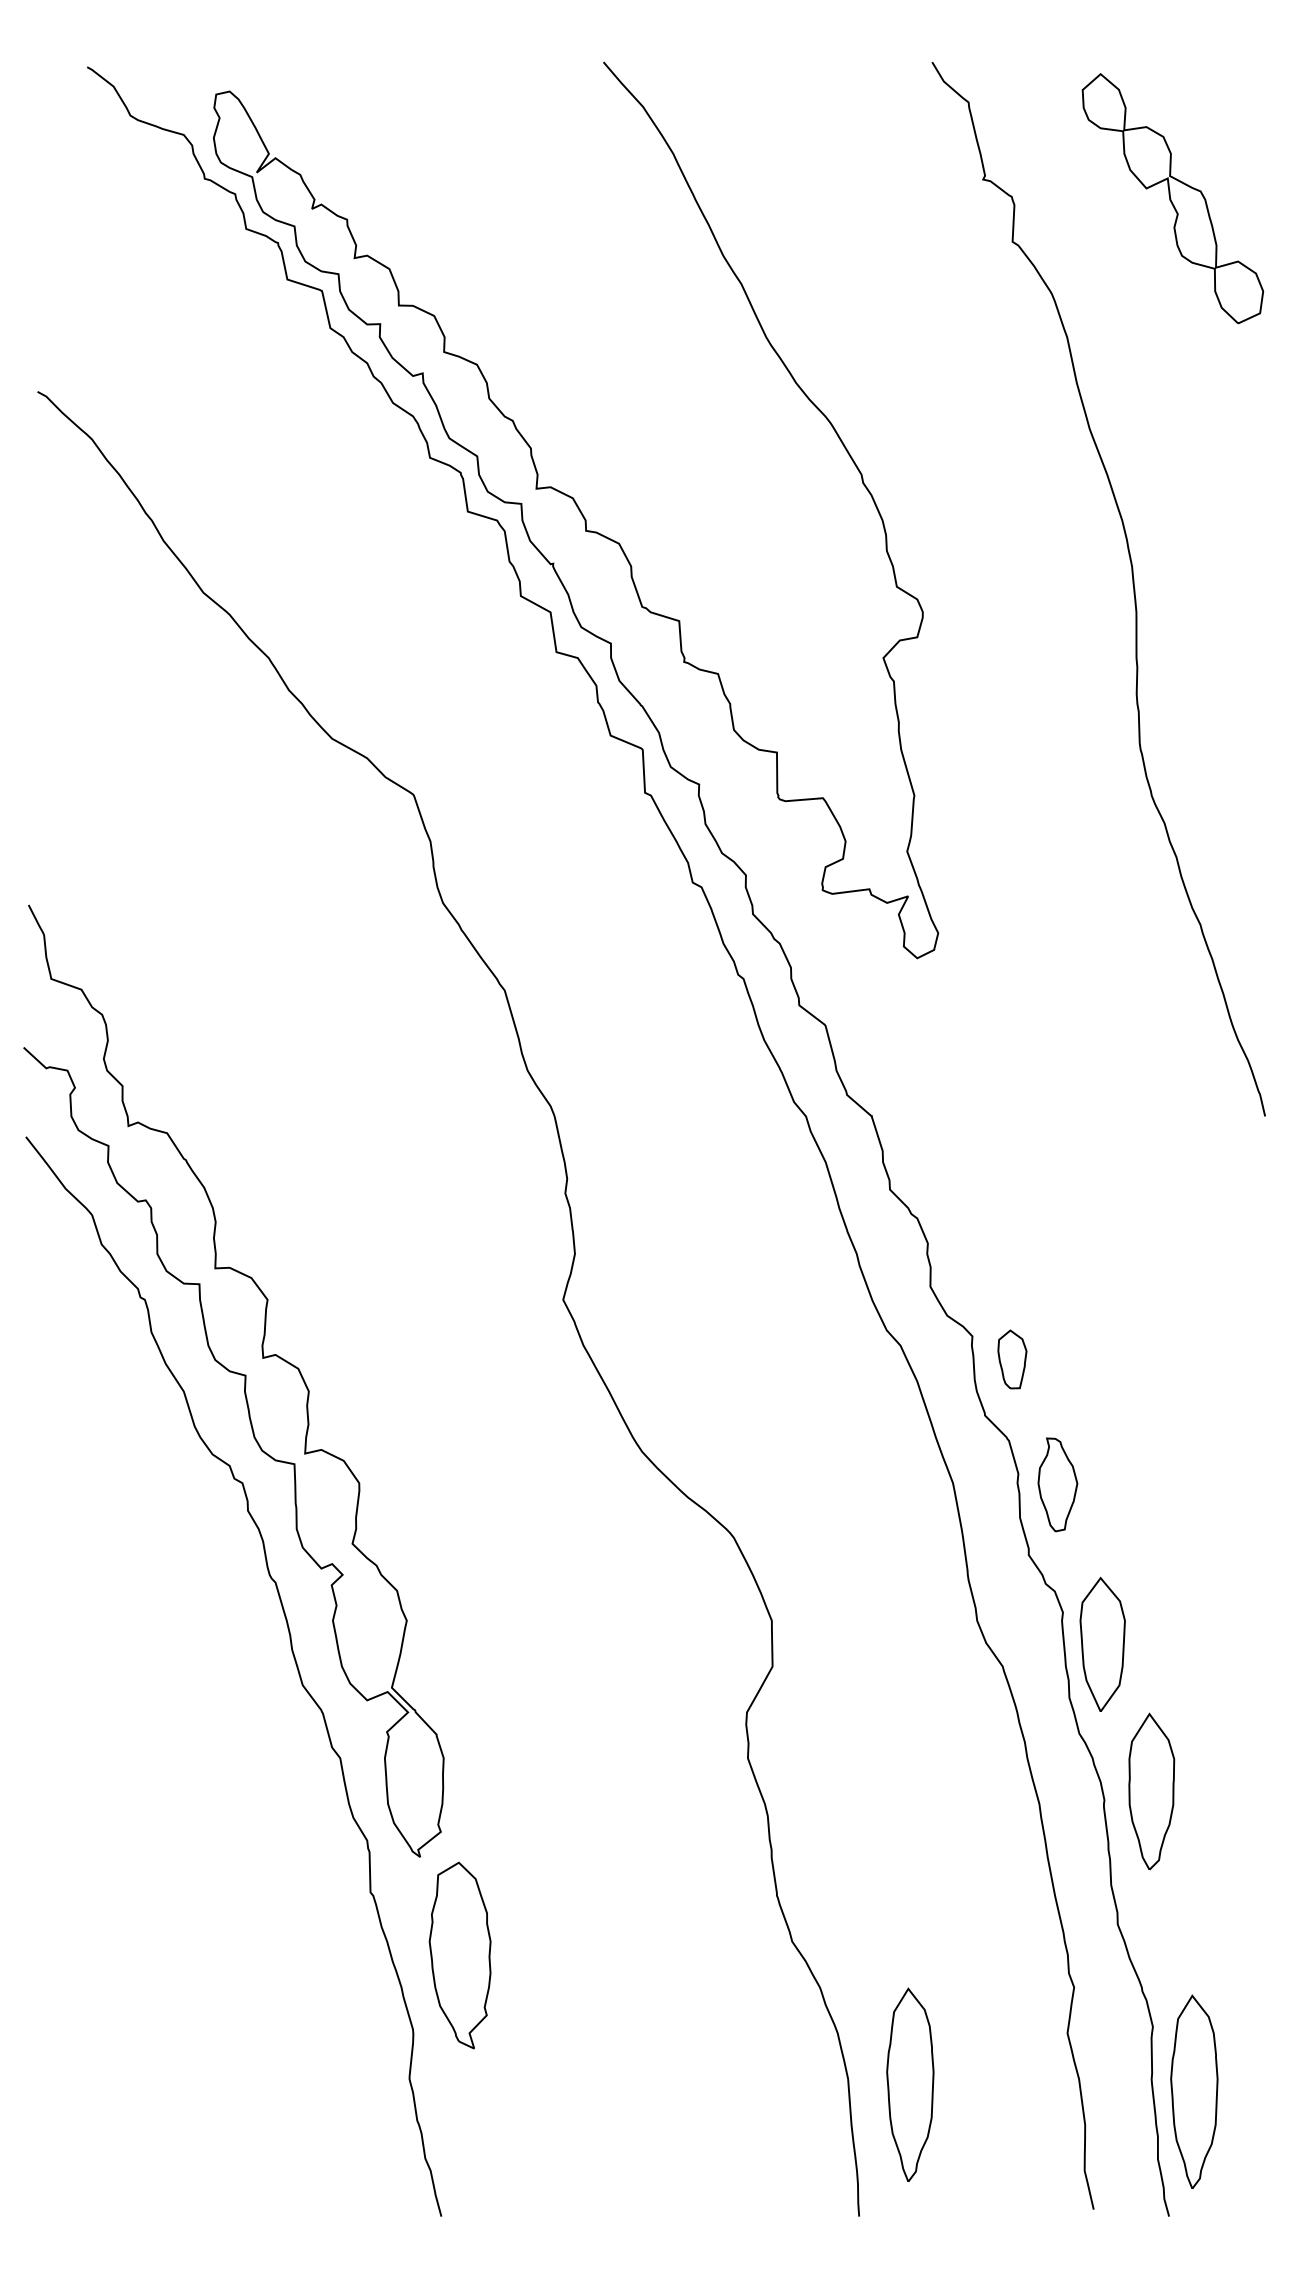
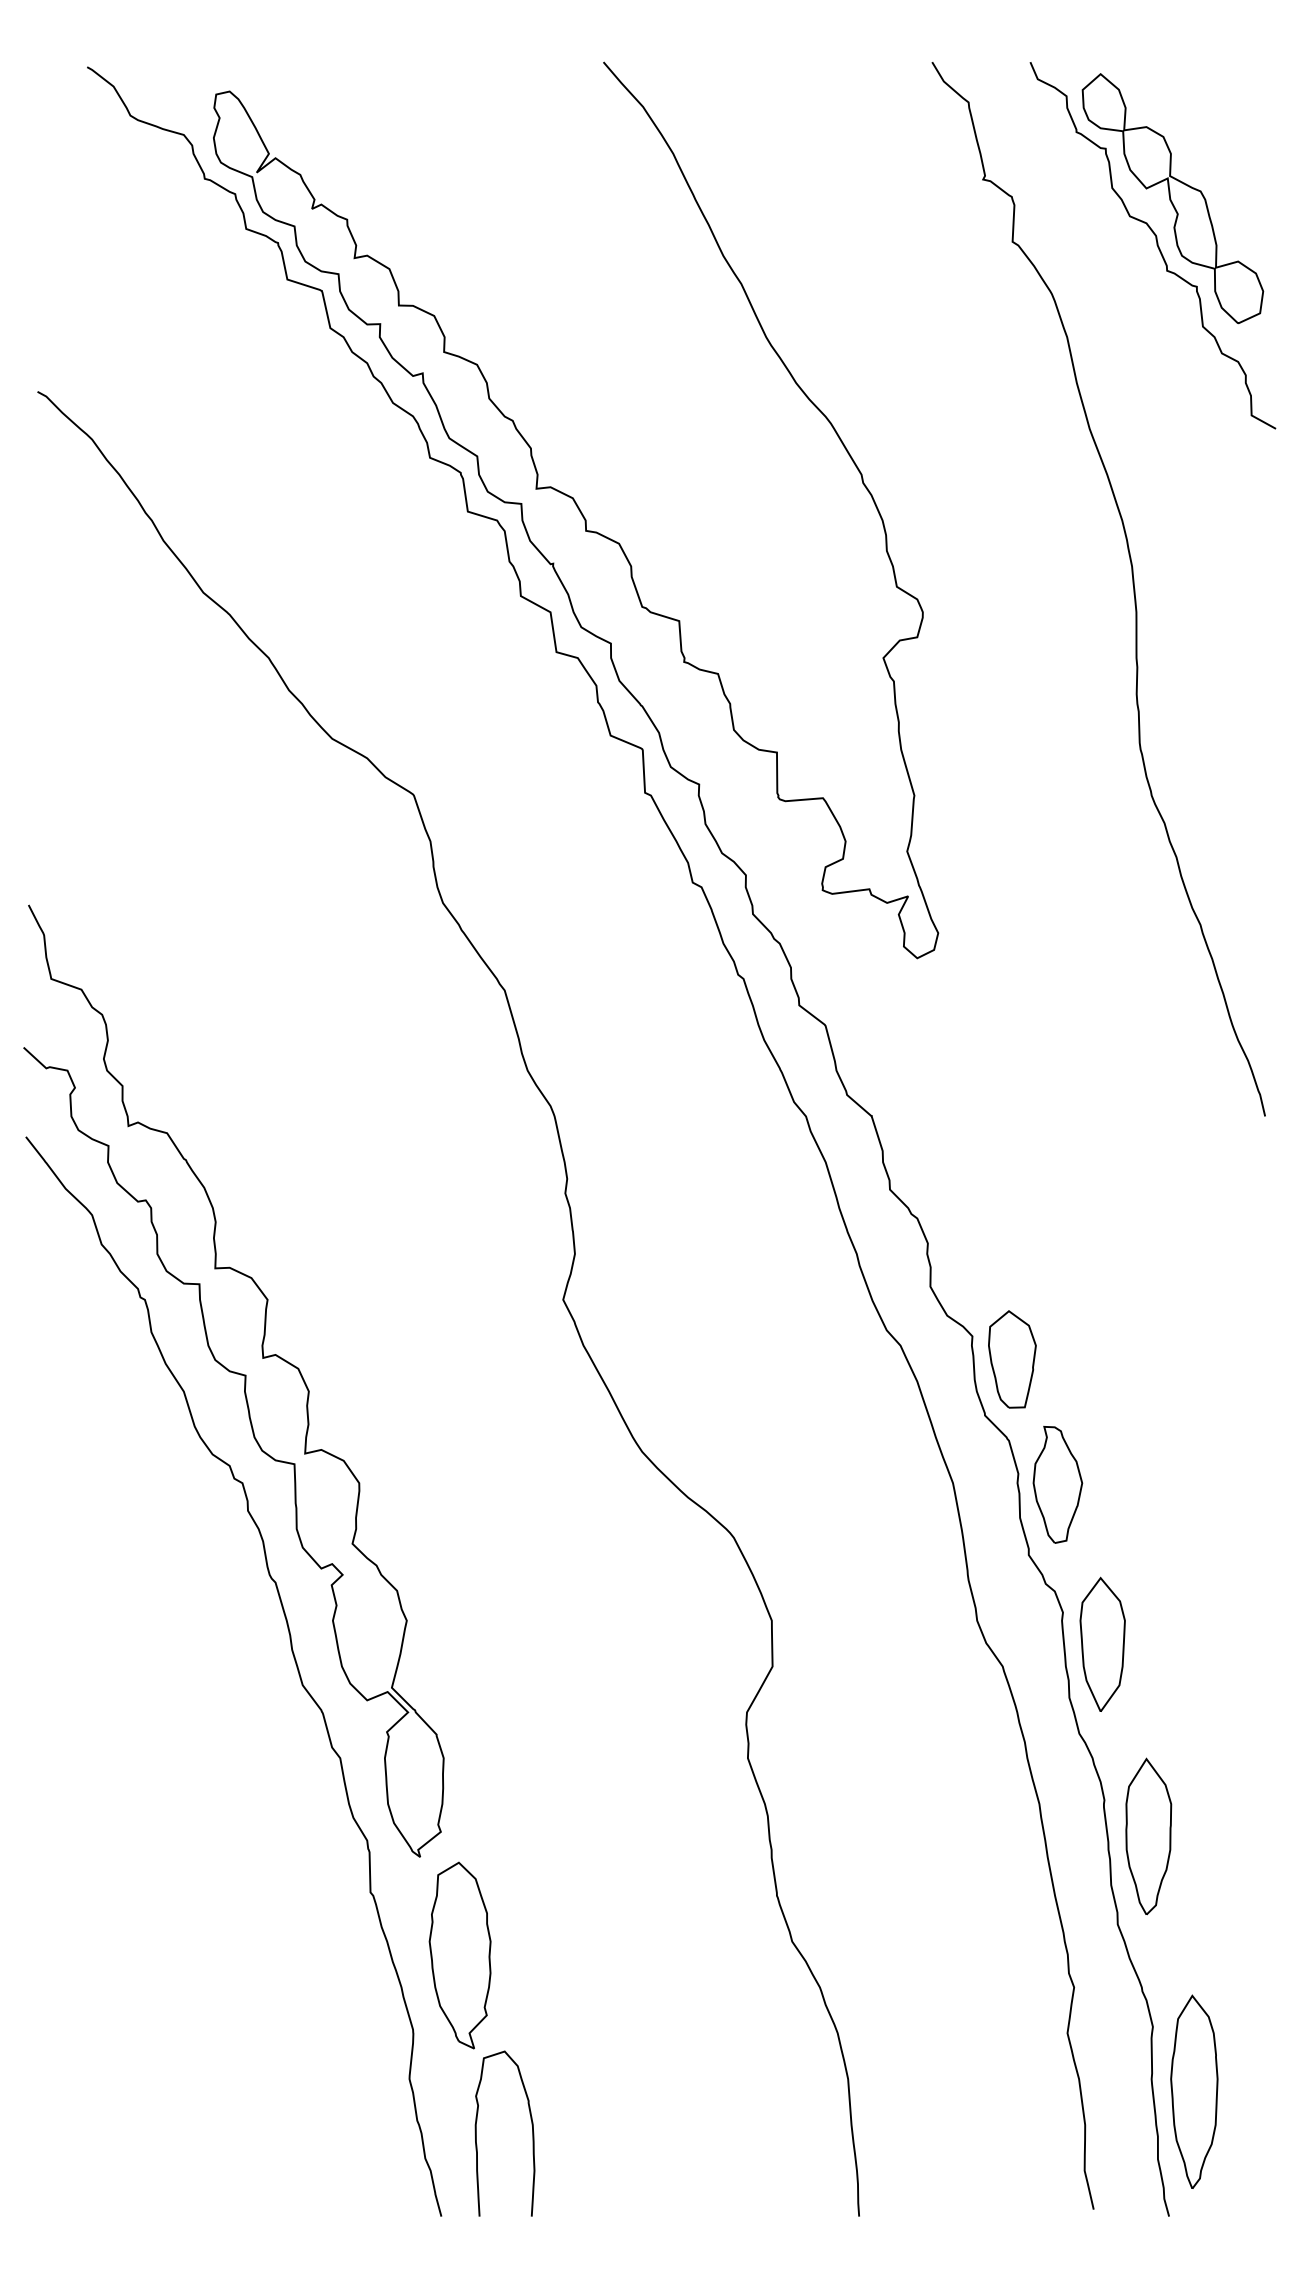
curve: none -> present (1156, 245)
part size: 31x61 px -> 49x99 px (1012, 1359)
part size: 42x96 px -> 52x118 px (1057, 1484)
part position: (1151, 1791) -> (1148, 1836) (1148, 1836)
part: present -> none (910, 2084)
curve: none -> present (476, 2133)
